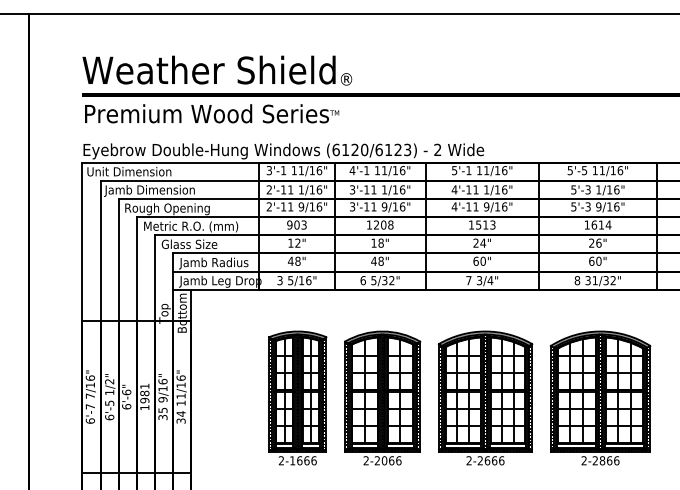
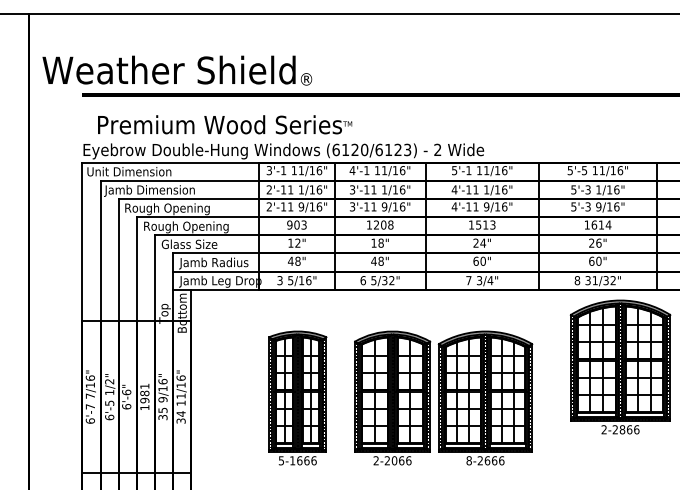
text position: (217, 70) -> (177, 70) (177, 70)
text position: (212, 113) -> (225, 124) (225, 124)
text: Metric R.O. (mm) -> Rough Opening (191, 227)
part position: (382, 397) -> (392, 397) (392, 397)
part position: (600, 397) -> (620, 366) (620, 366)
text: 2-1666 -> 5-1666 (280, 460)
text: 2-2666 -> 8-2666 (468, 460)
